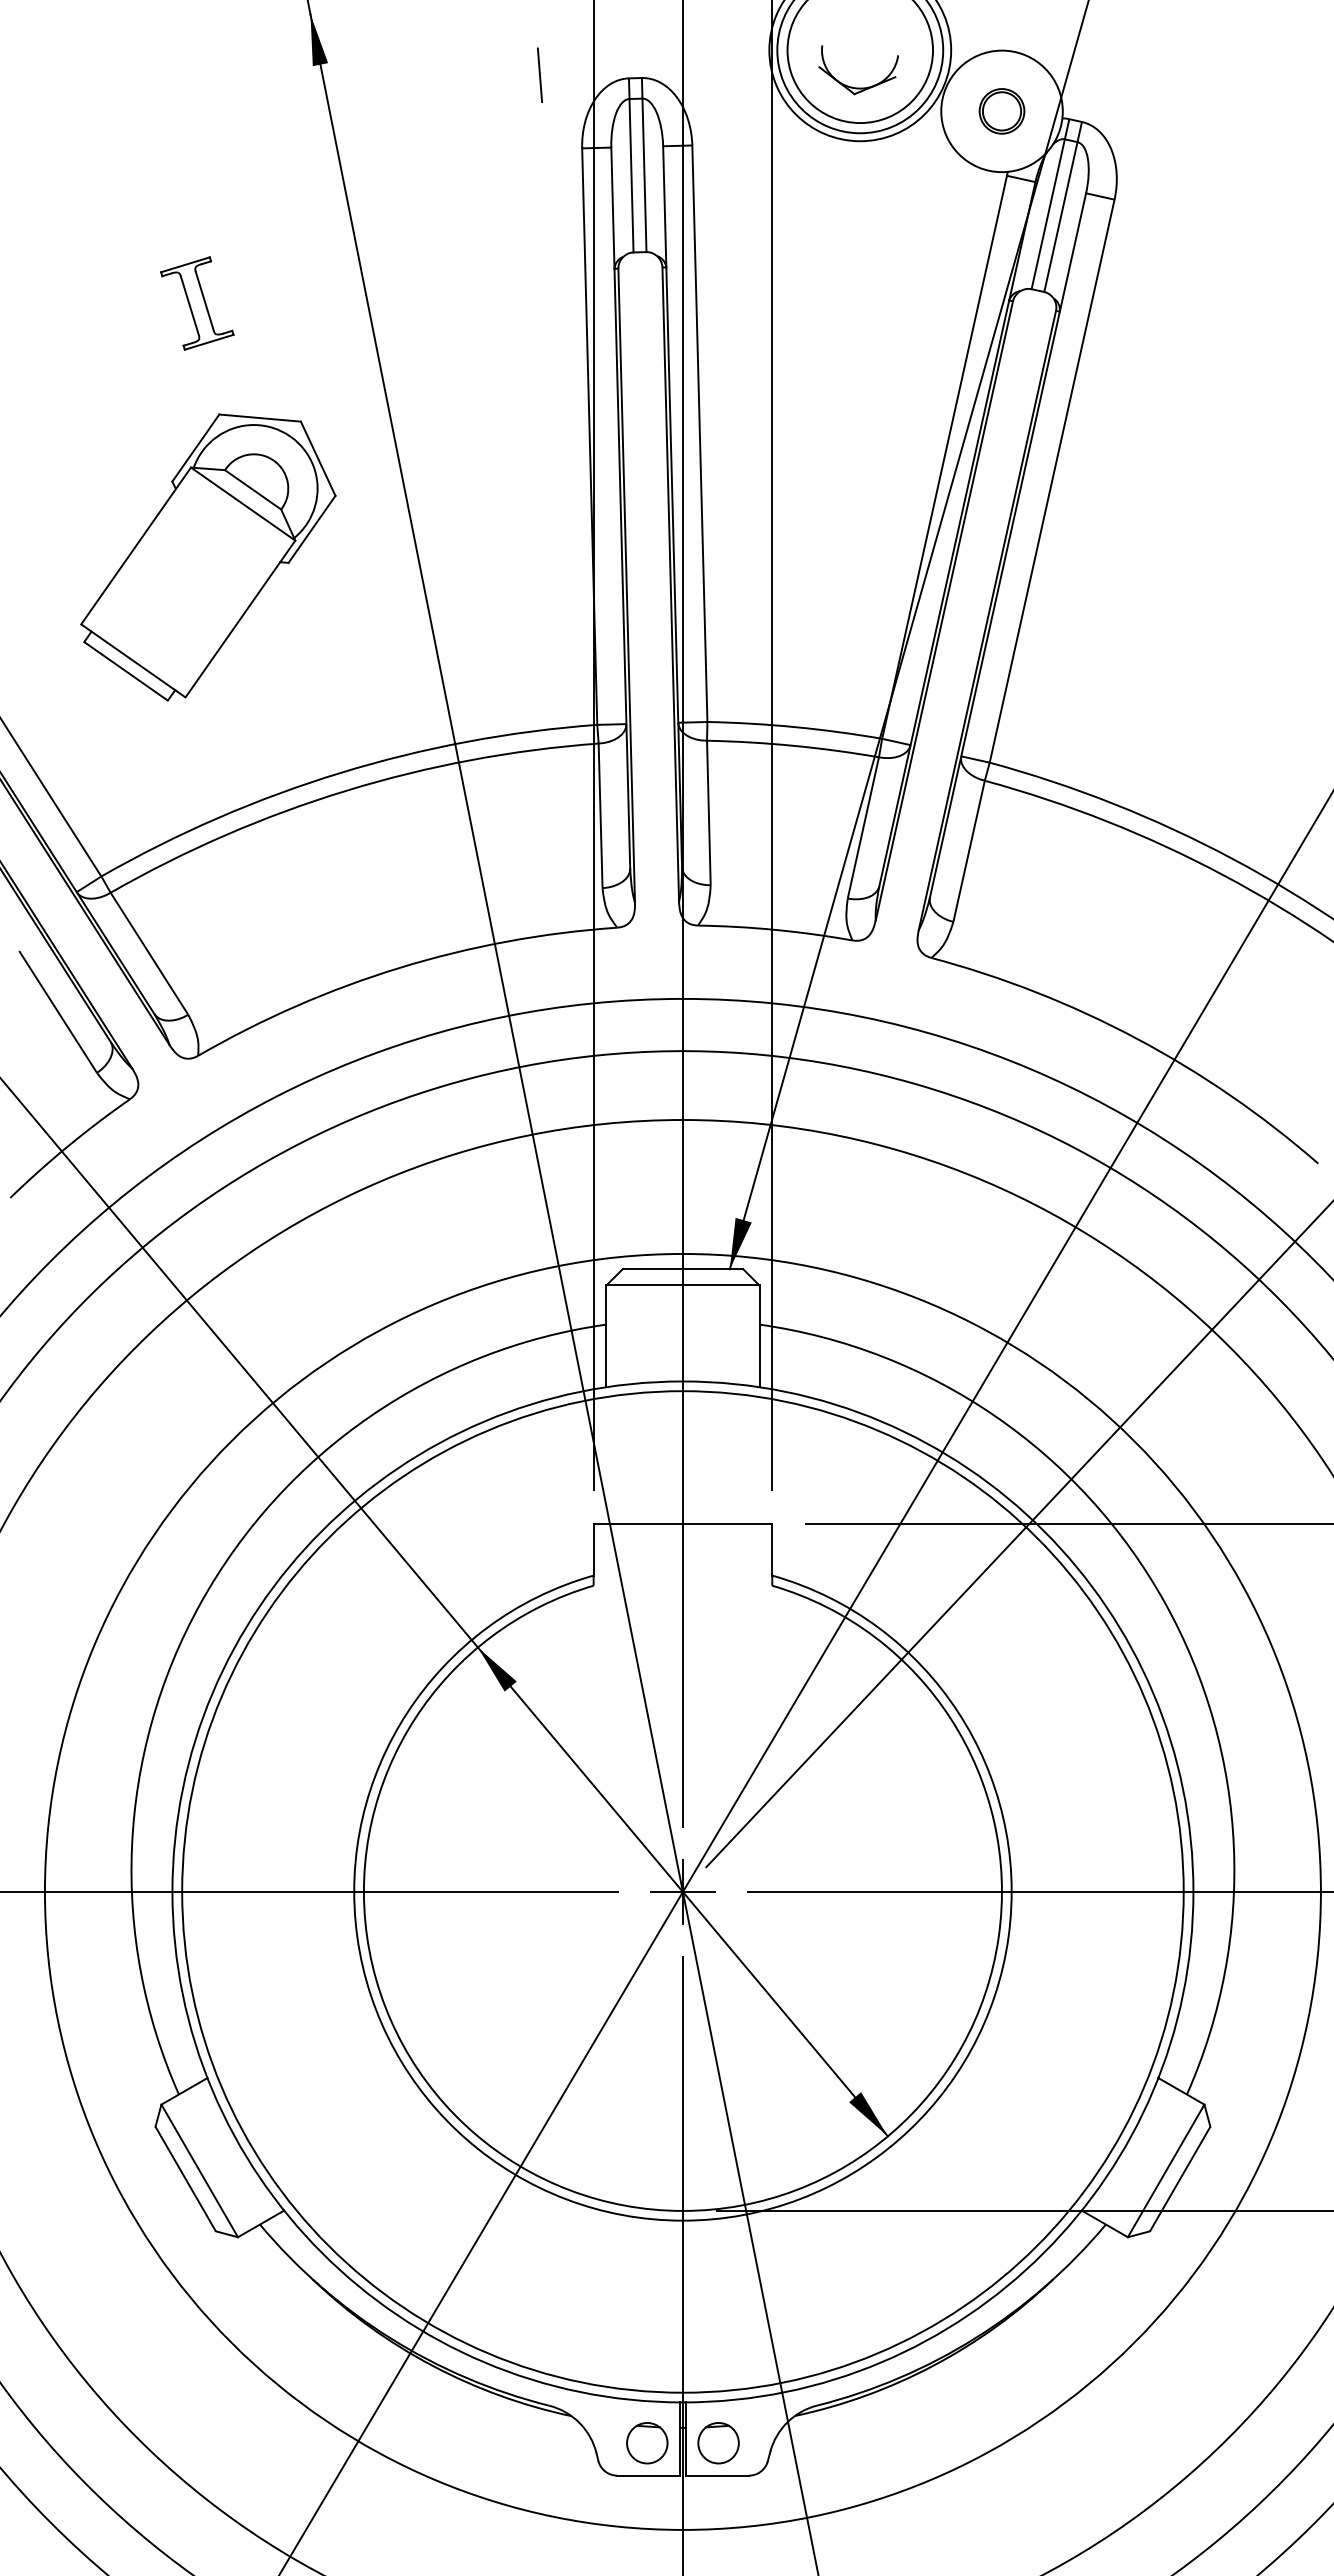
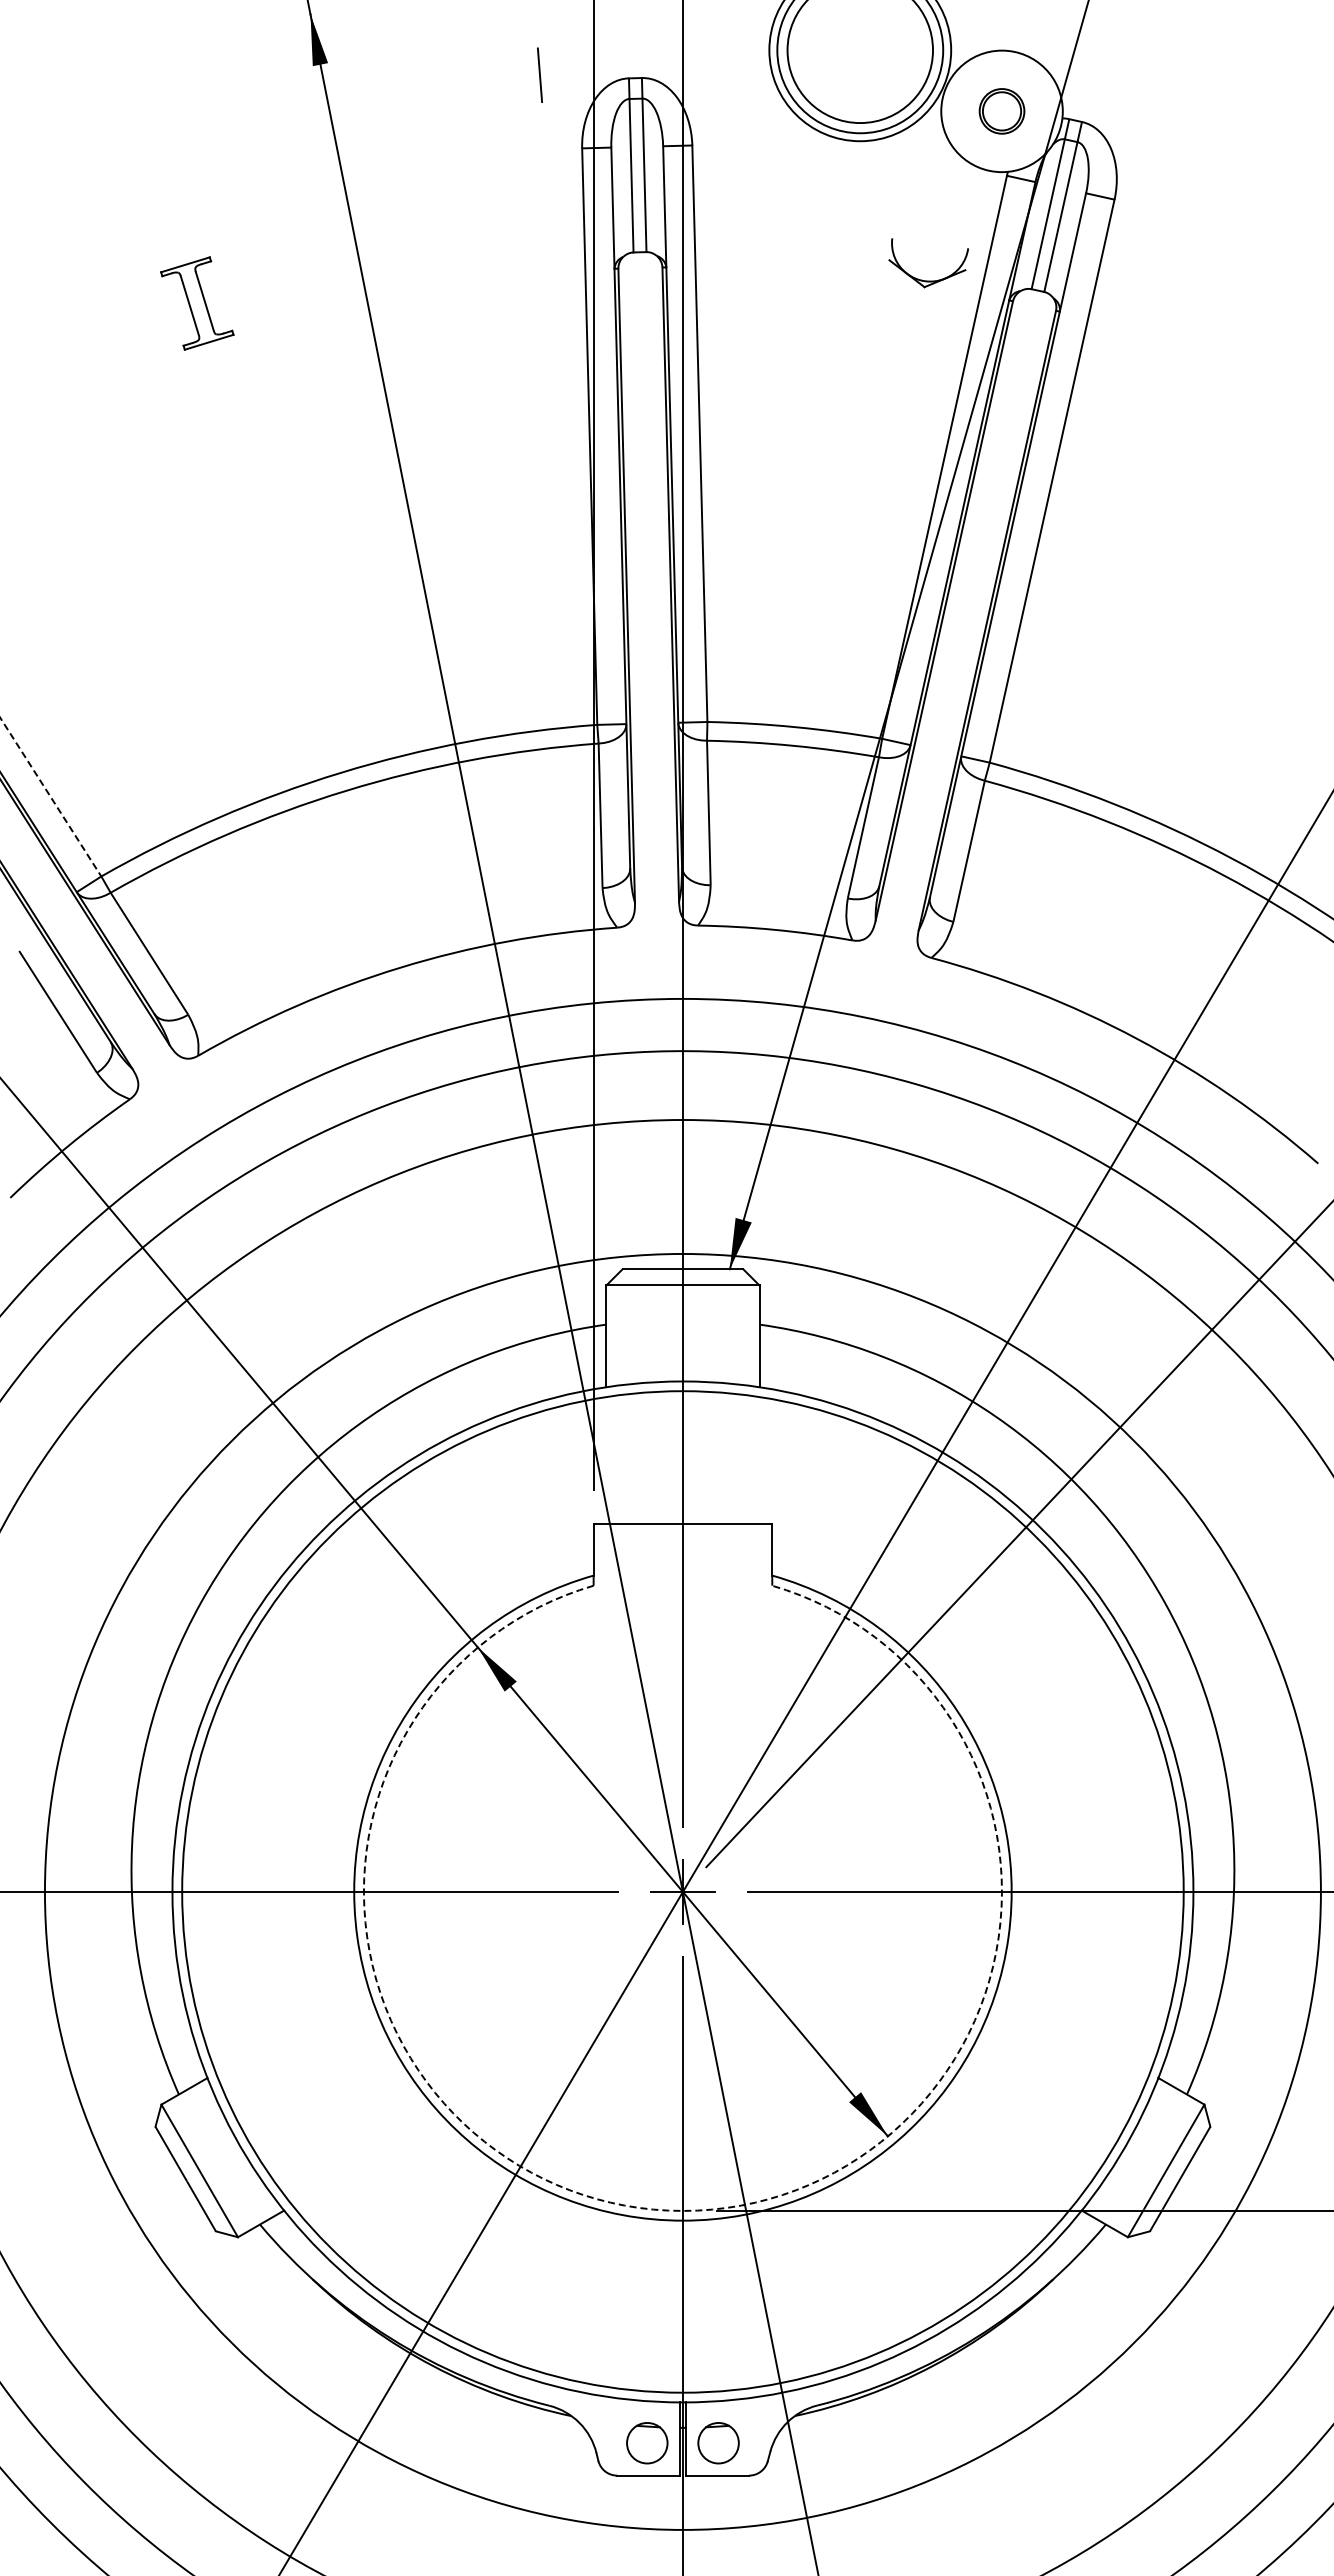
part position: (858, 87) -> (928, 280) (928, 280)
part: present -> none (208, 557)
line: present -> none (772, 746)
line: solid -> dashed (50, 797)
line: present -> none (1068, 1524)
arc: solid -> dashed (682, 2210)
